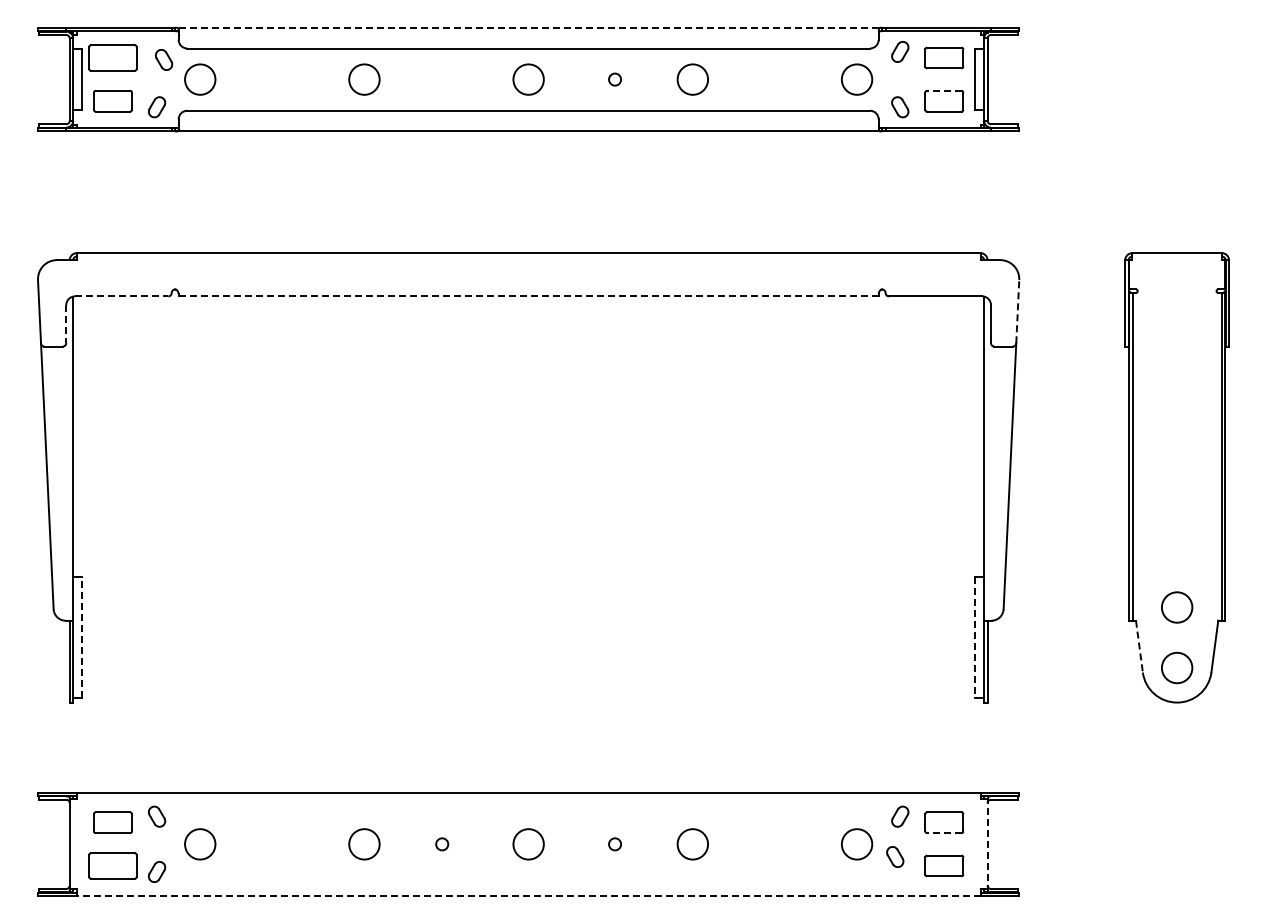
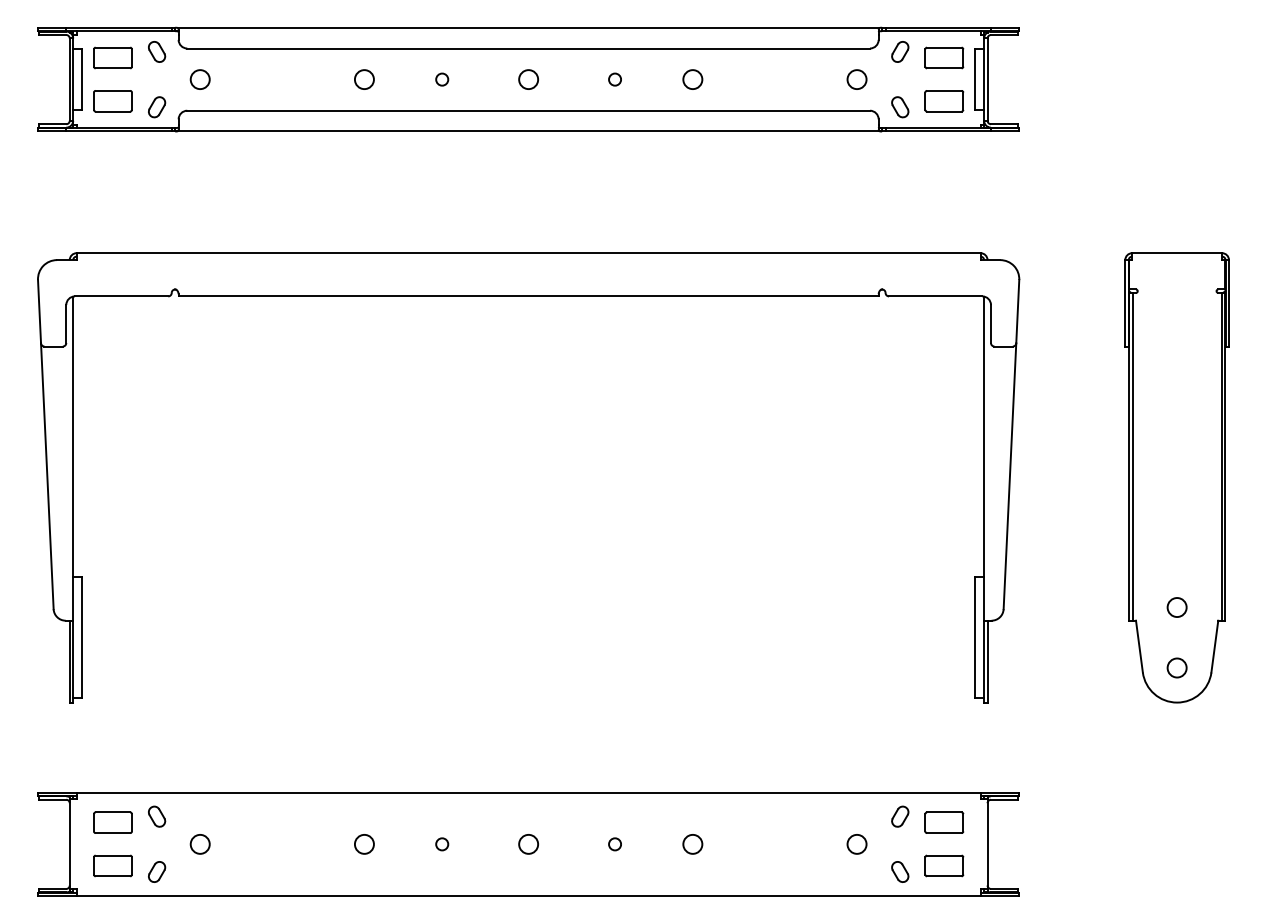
line: dashed -> solid (529, 27)
part size: 50x28 px -> 40x24 px (112, 57)
part position: (164, 59) -> (157, 51) (157, 51)
circle diameter: 30 px -> 19 px (199, 79)
circle diameter: 30 px -> 19 px (363, 79)
circle: none -> present (442, 79)
circle diameter: 30 px -> 19 px (528, 79)
circle diameter: 30 px -> 19 px (692, 79)
circle diameter: 30 px -> 19 px (856, 79)
line: dashed -> solid (943, 90)
line: dashed -> solid (121, 296)
line: dashed -> solid (528, 296)
line: dashed -> solid (1017, 311)
line: dashed -> solid (66, 324)
circle diameter: 30 px -> 19 px (1176, 607)
line: dashed -> solid (81, 637)
line: dashed -> solid (975, 638)
line: dashed -> solid (1139, 647)
circle diameter: 30 px -> 19 px (1176, 667)
line: dashed -> solid (943, 833)
line: dashed -> solid (987, 843)
circle diameter: 30 px -> 19 px (199, 843)
circle diameter: 30 px -> 19 px (363, 843)
circle diameter: 30 px -> 19 px (528, 843)
circle diameter: 30 px -> 19 px (692, 843)
circle diameter: 30 px -> 19 px (856, 843)
part position: (895, 856) -> (900, 871) (900, 871)
part size: 50x28 px -> 40x24 px (112, 865)
line: dashed -> solid (528, 896)
